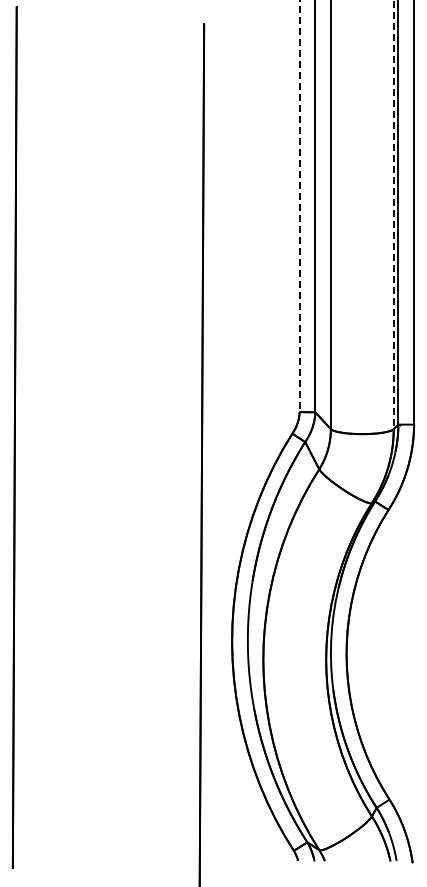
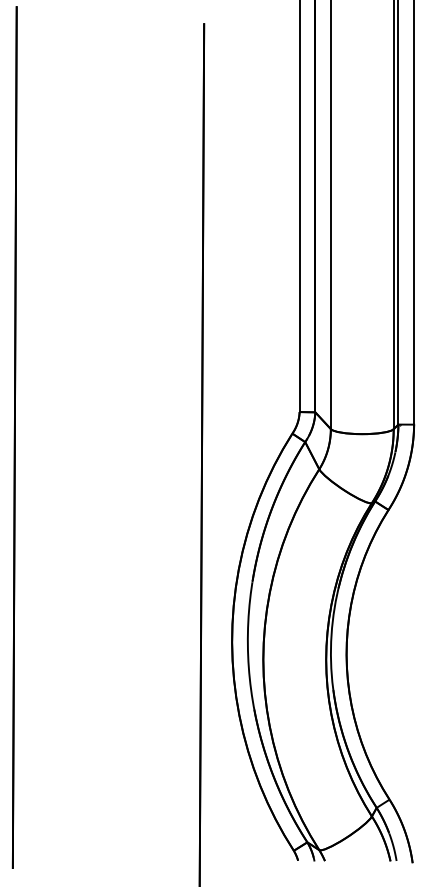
line: dashed -> solid (299, 206)
line: dashed -> solid (393, 215)
